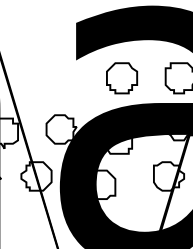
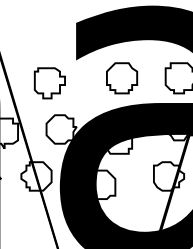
part: none -> present (49, 83)
